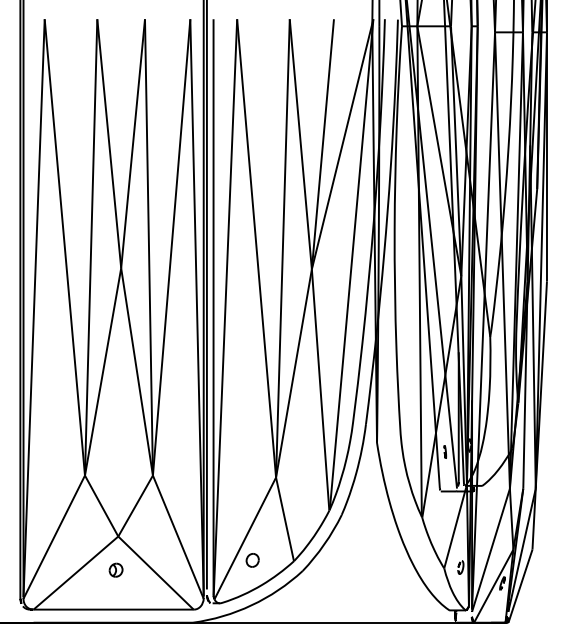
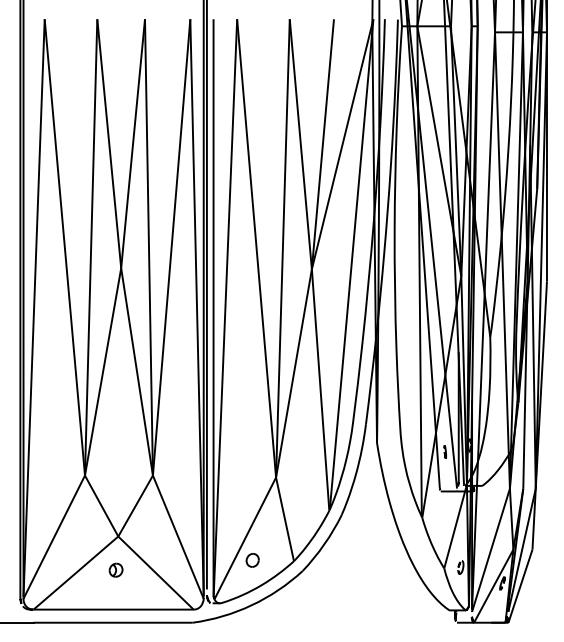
line: present -> none (253, 622)
